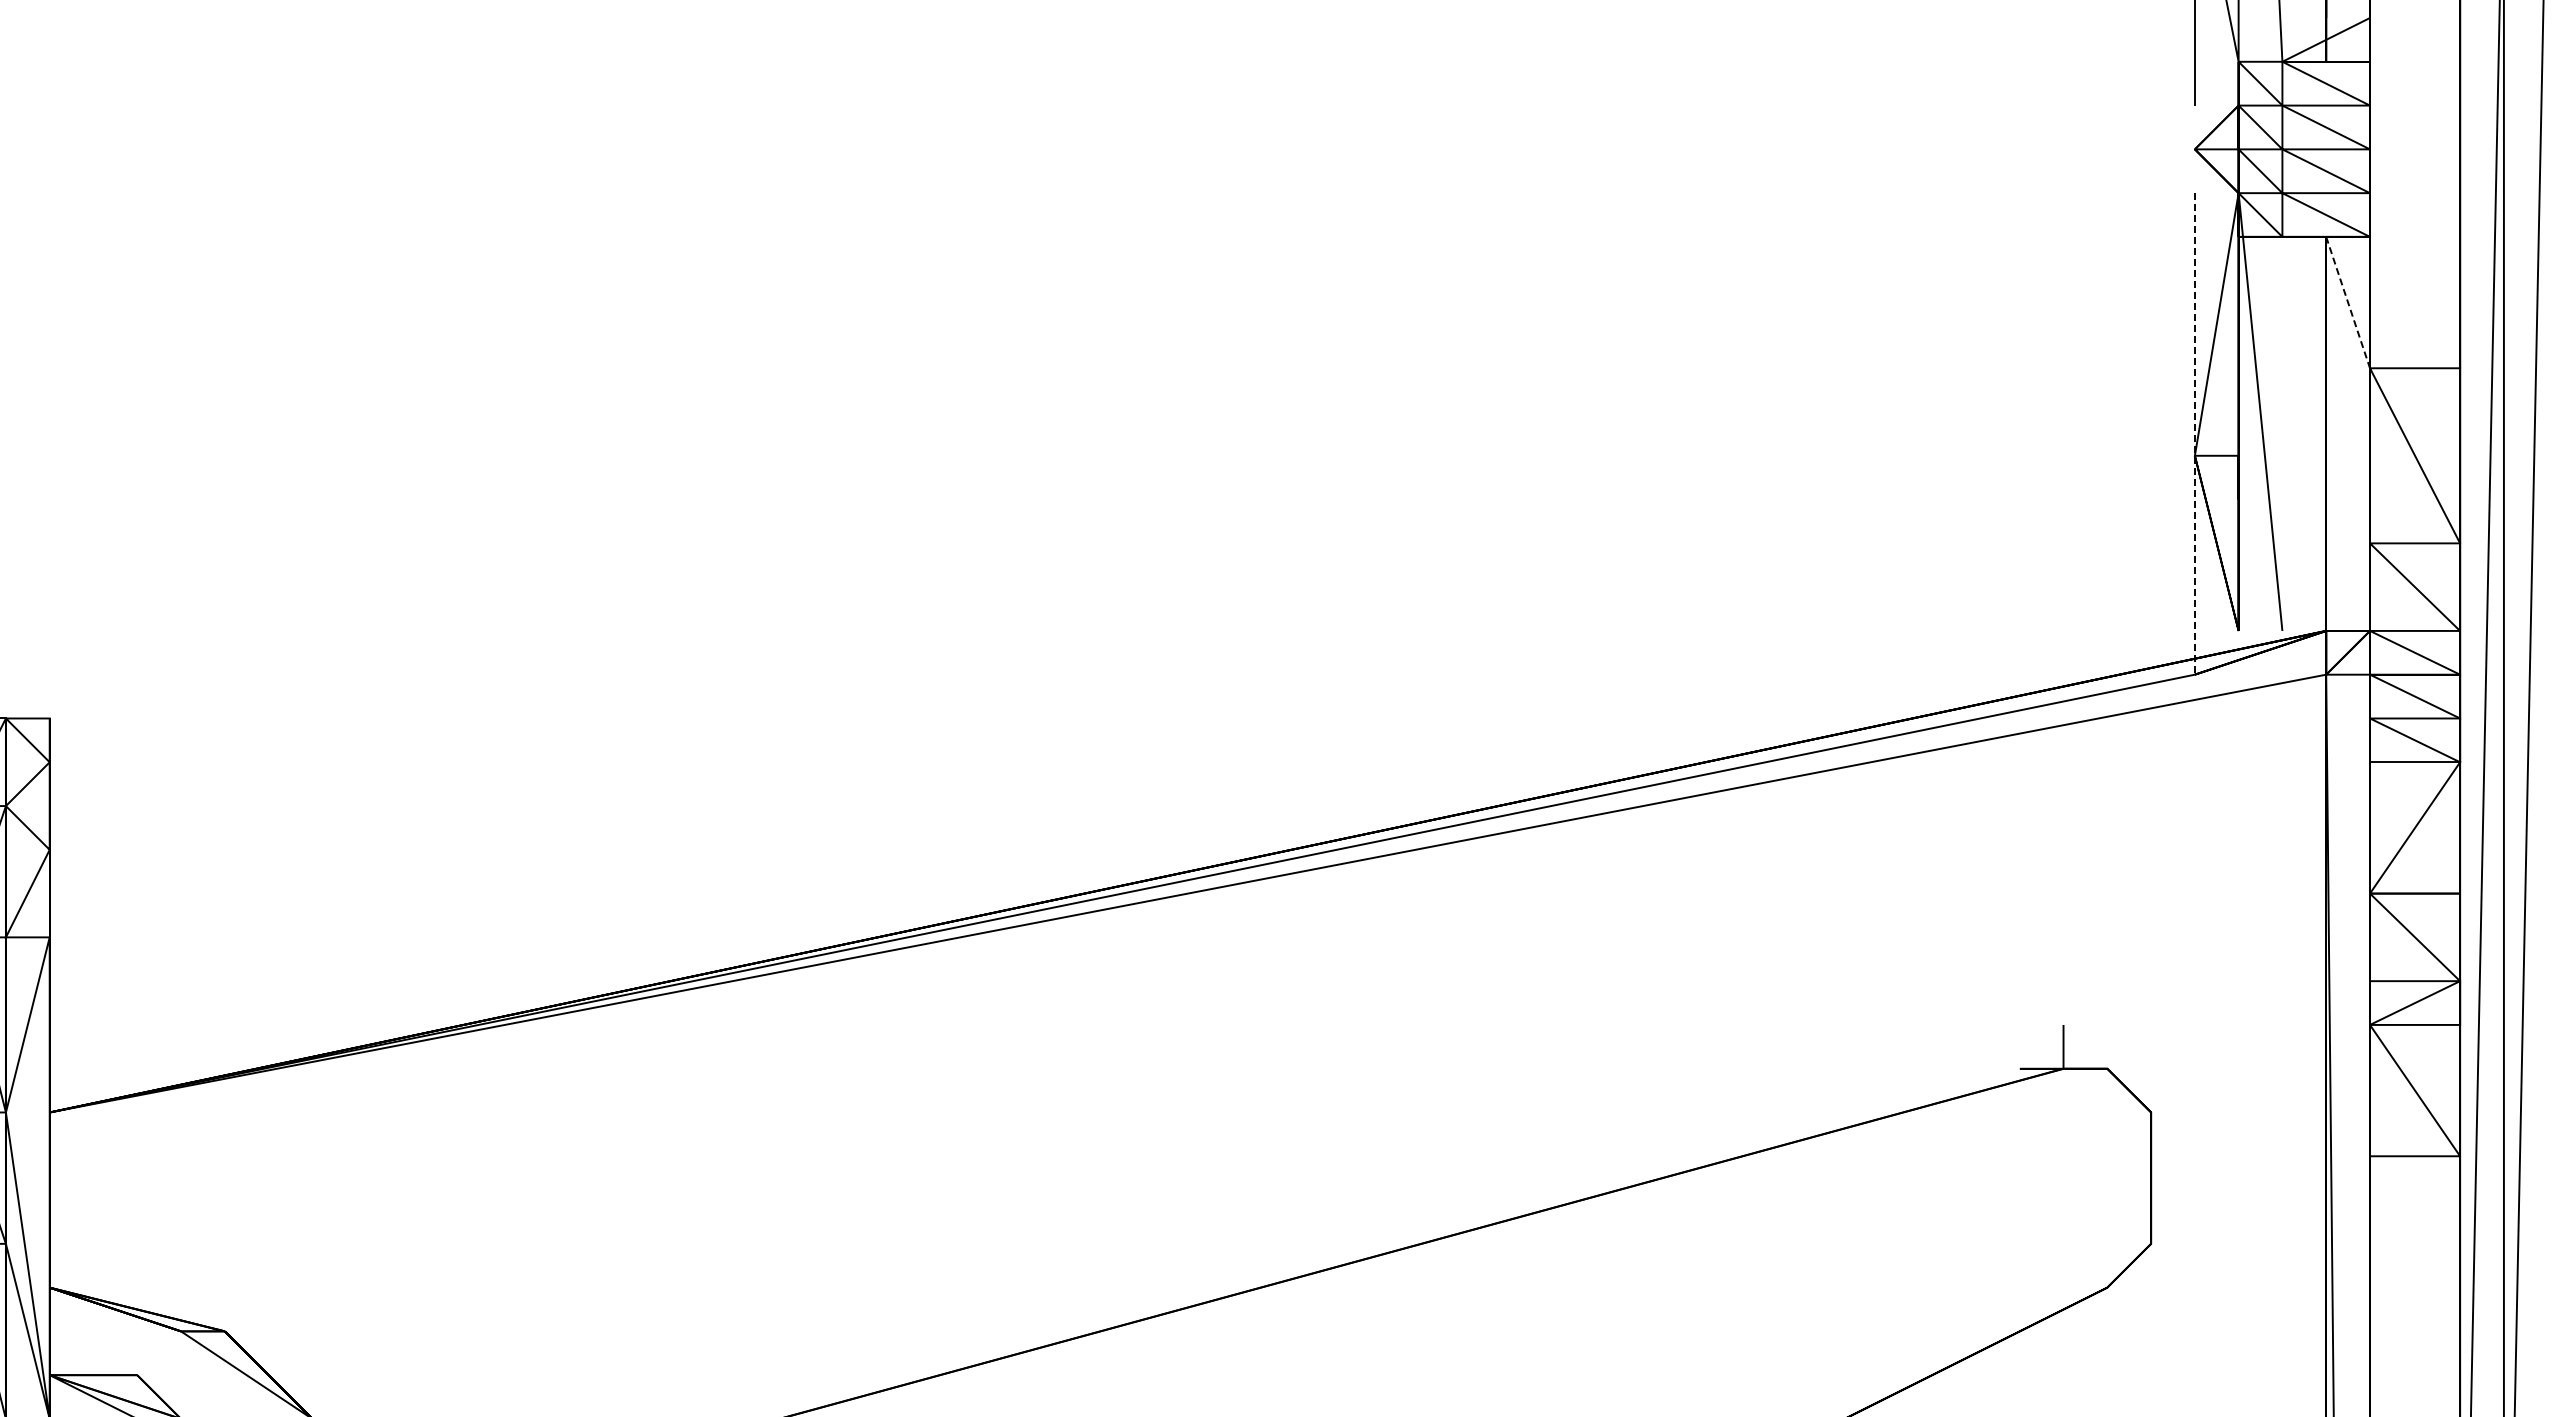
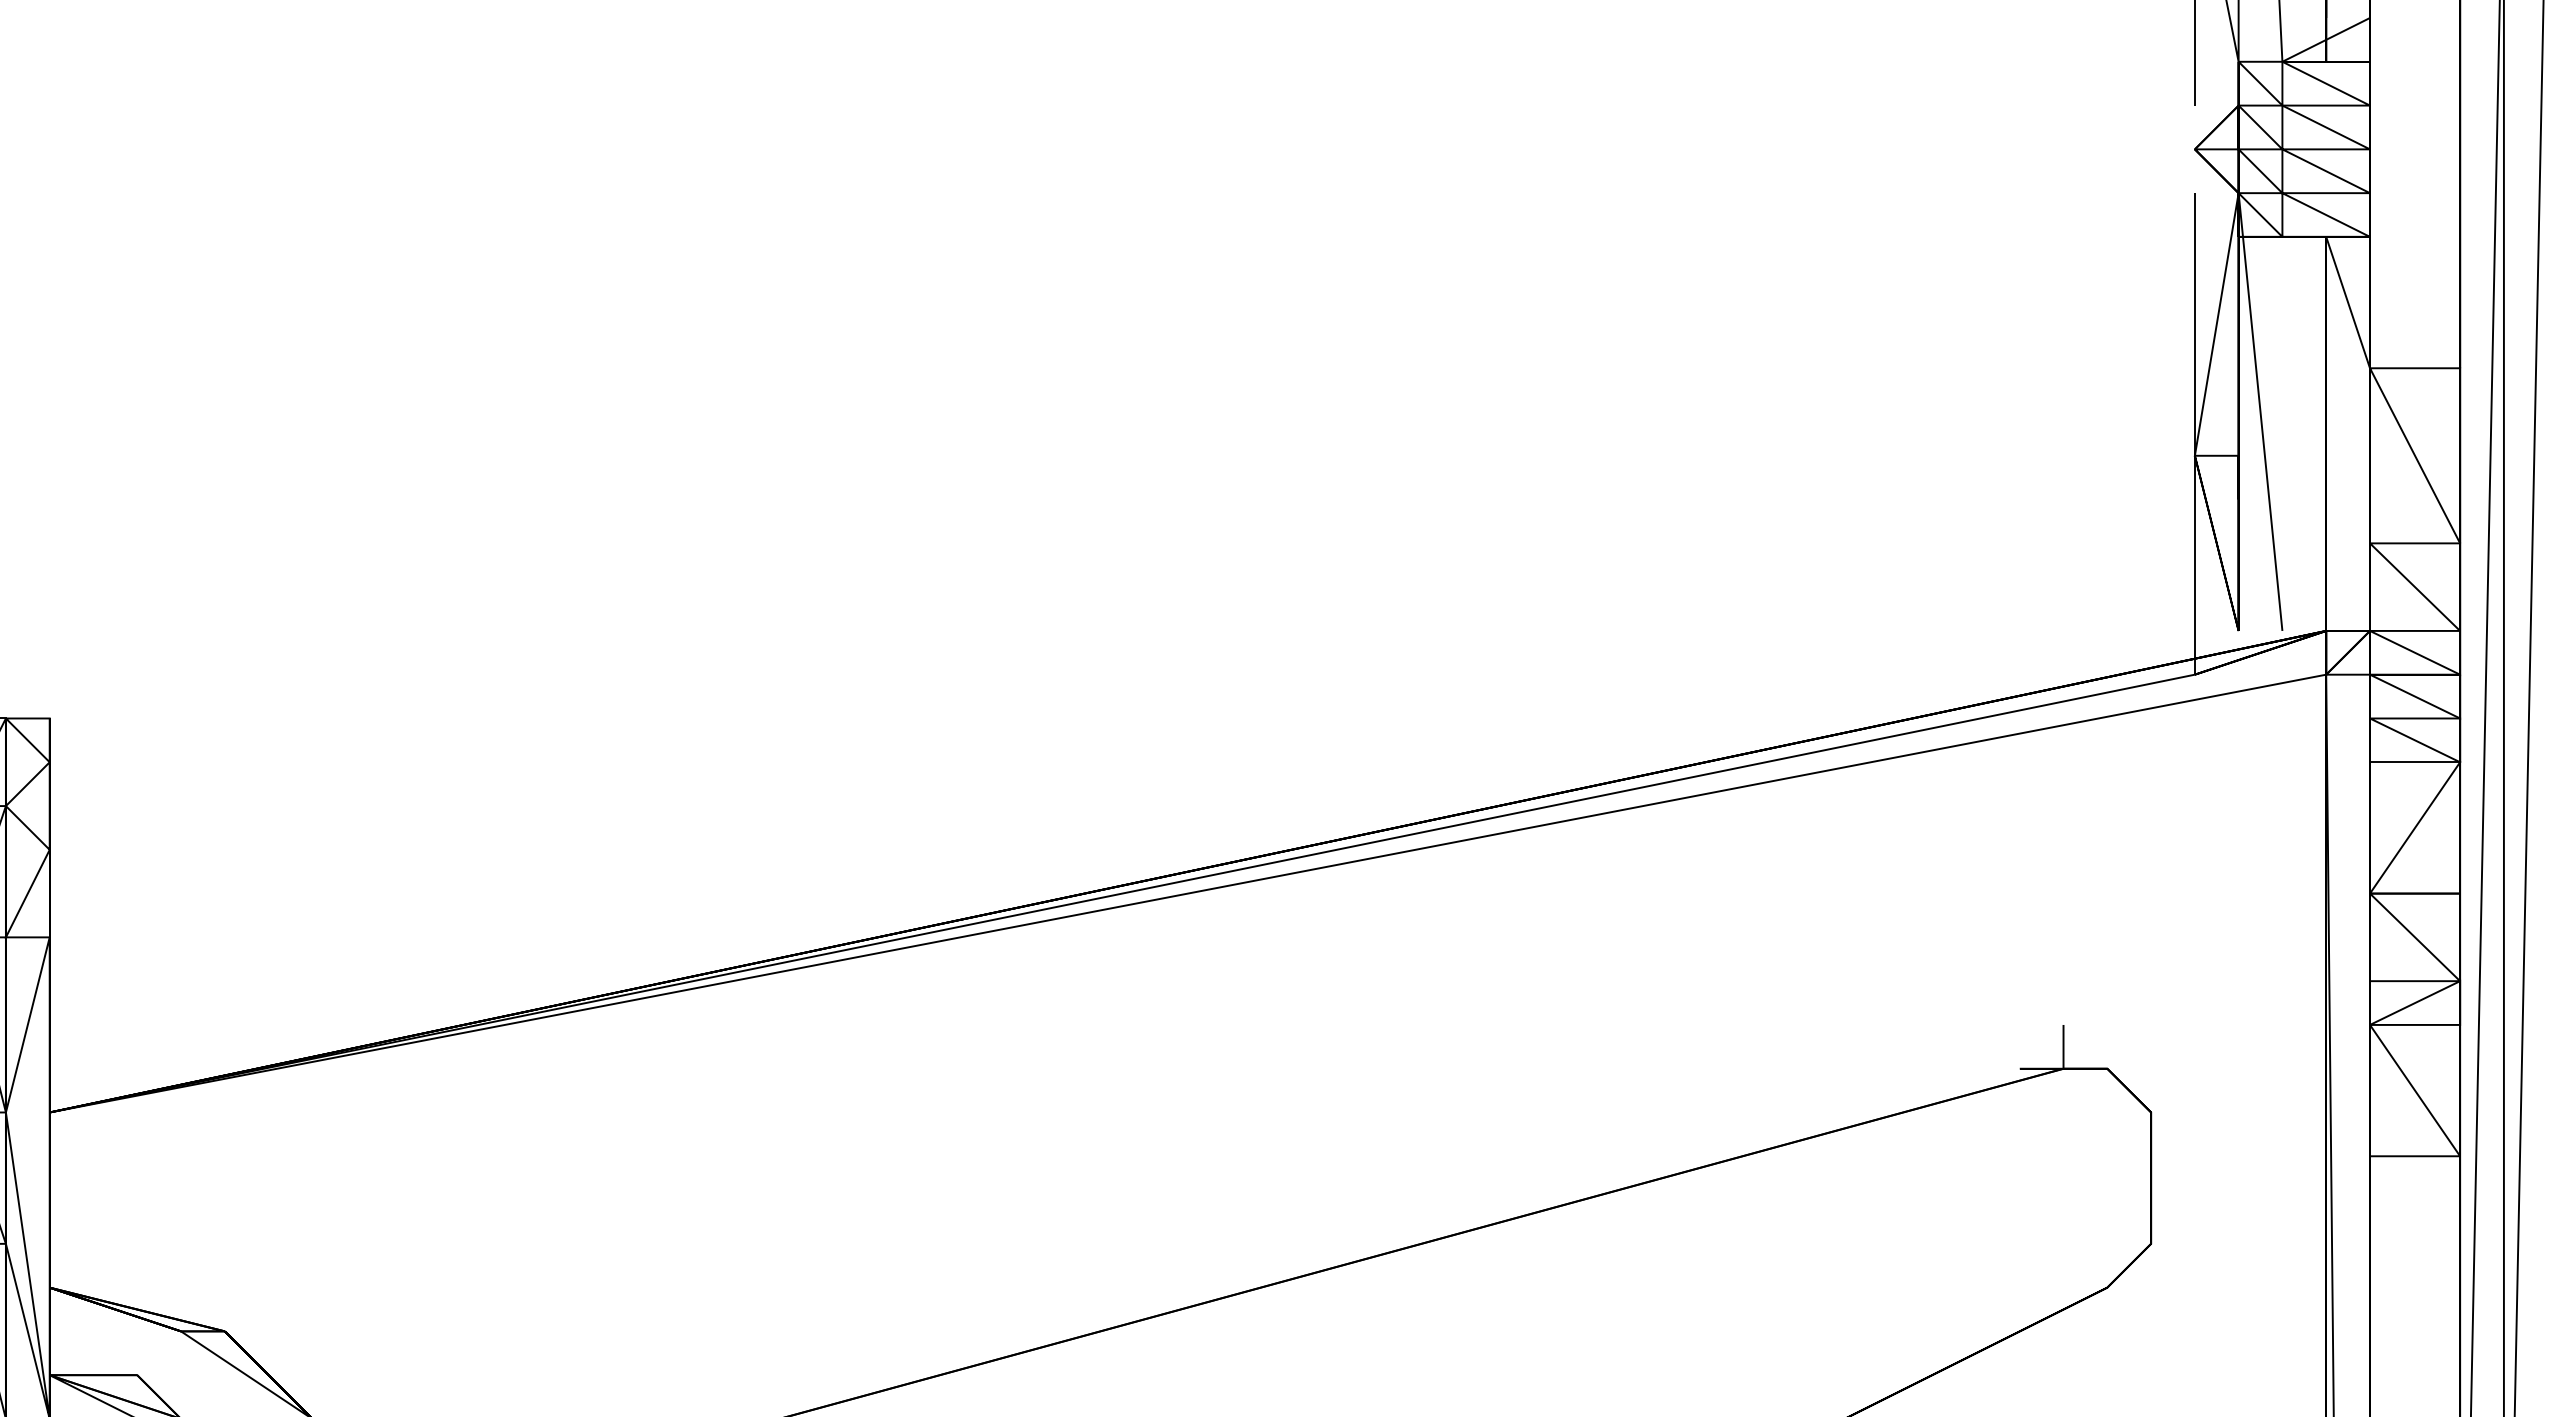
line: dashed -> solid (2348, 303)
line: dashed -> solid (2194, 434)
